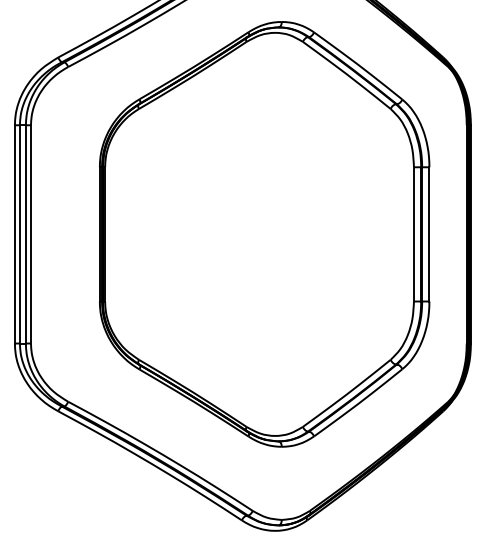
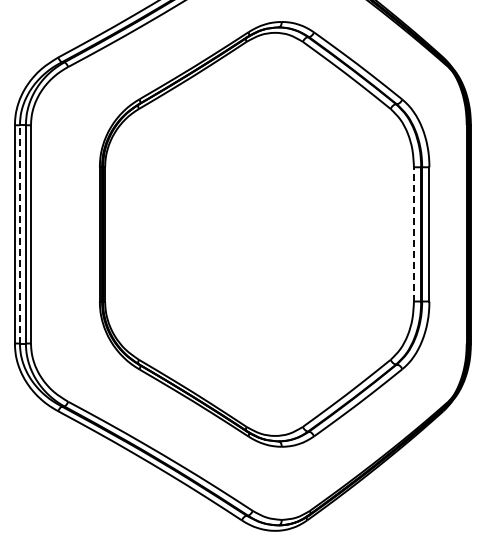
line: solid -> dashed (19, 233)
line: solid -> dashed (413, 233)
